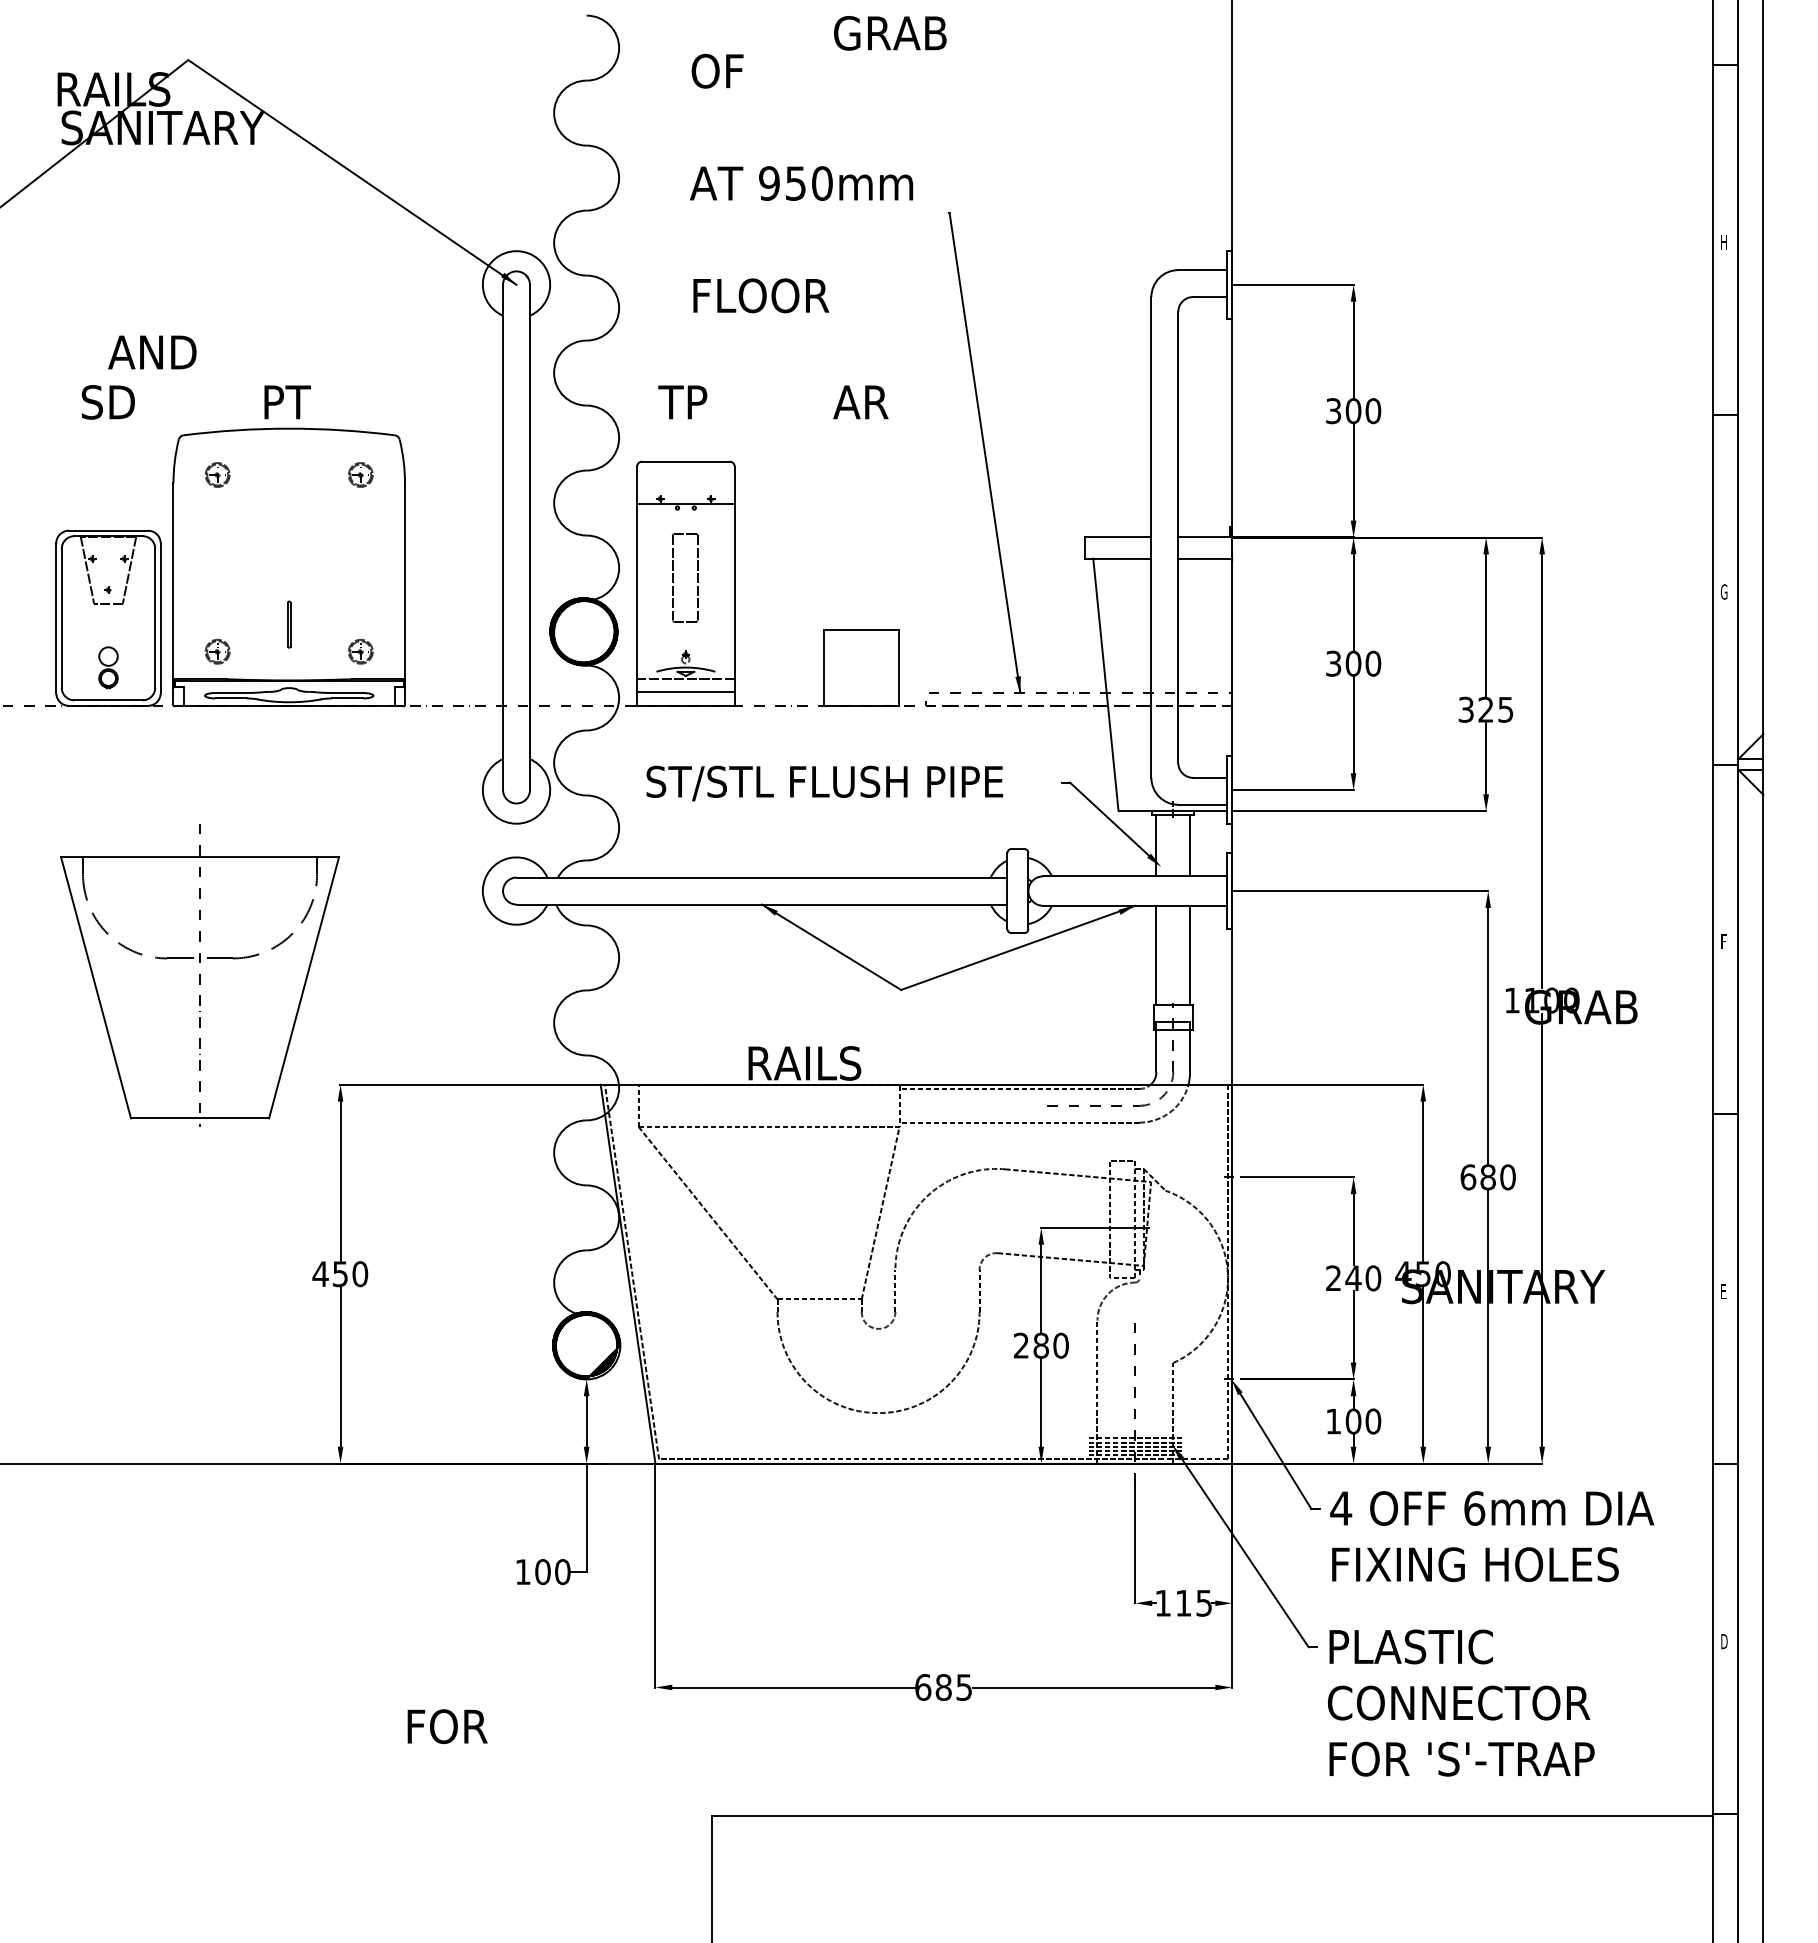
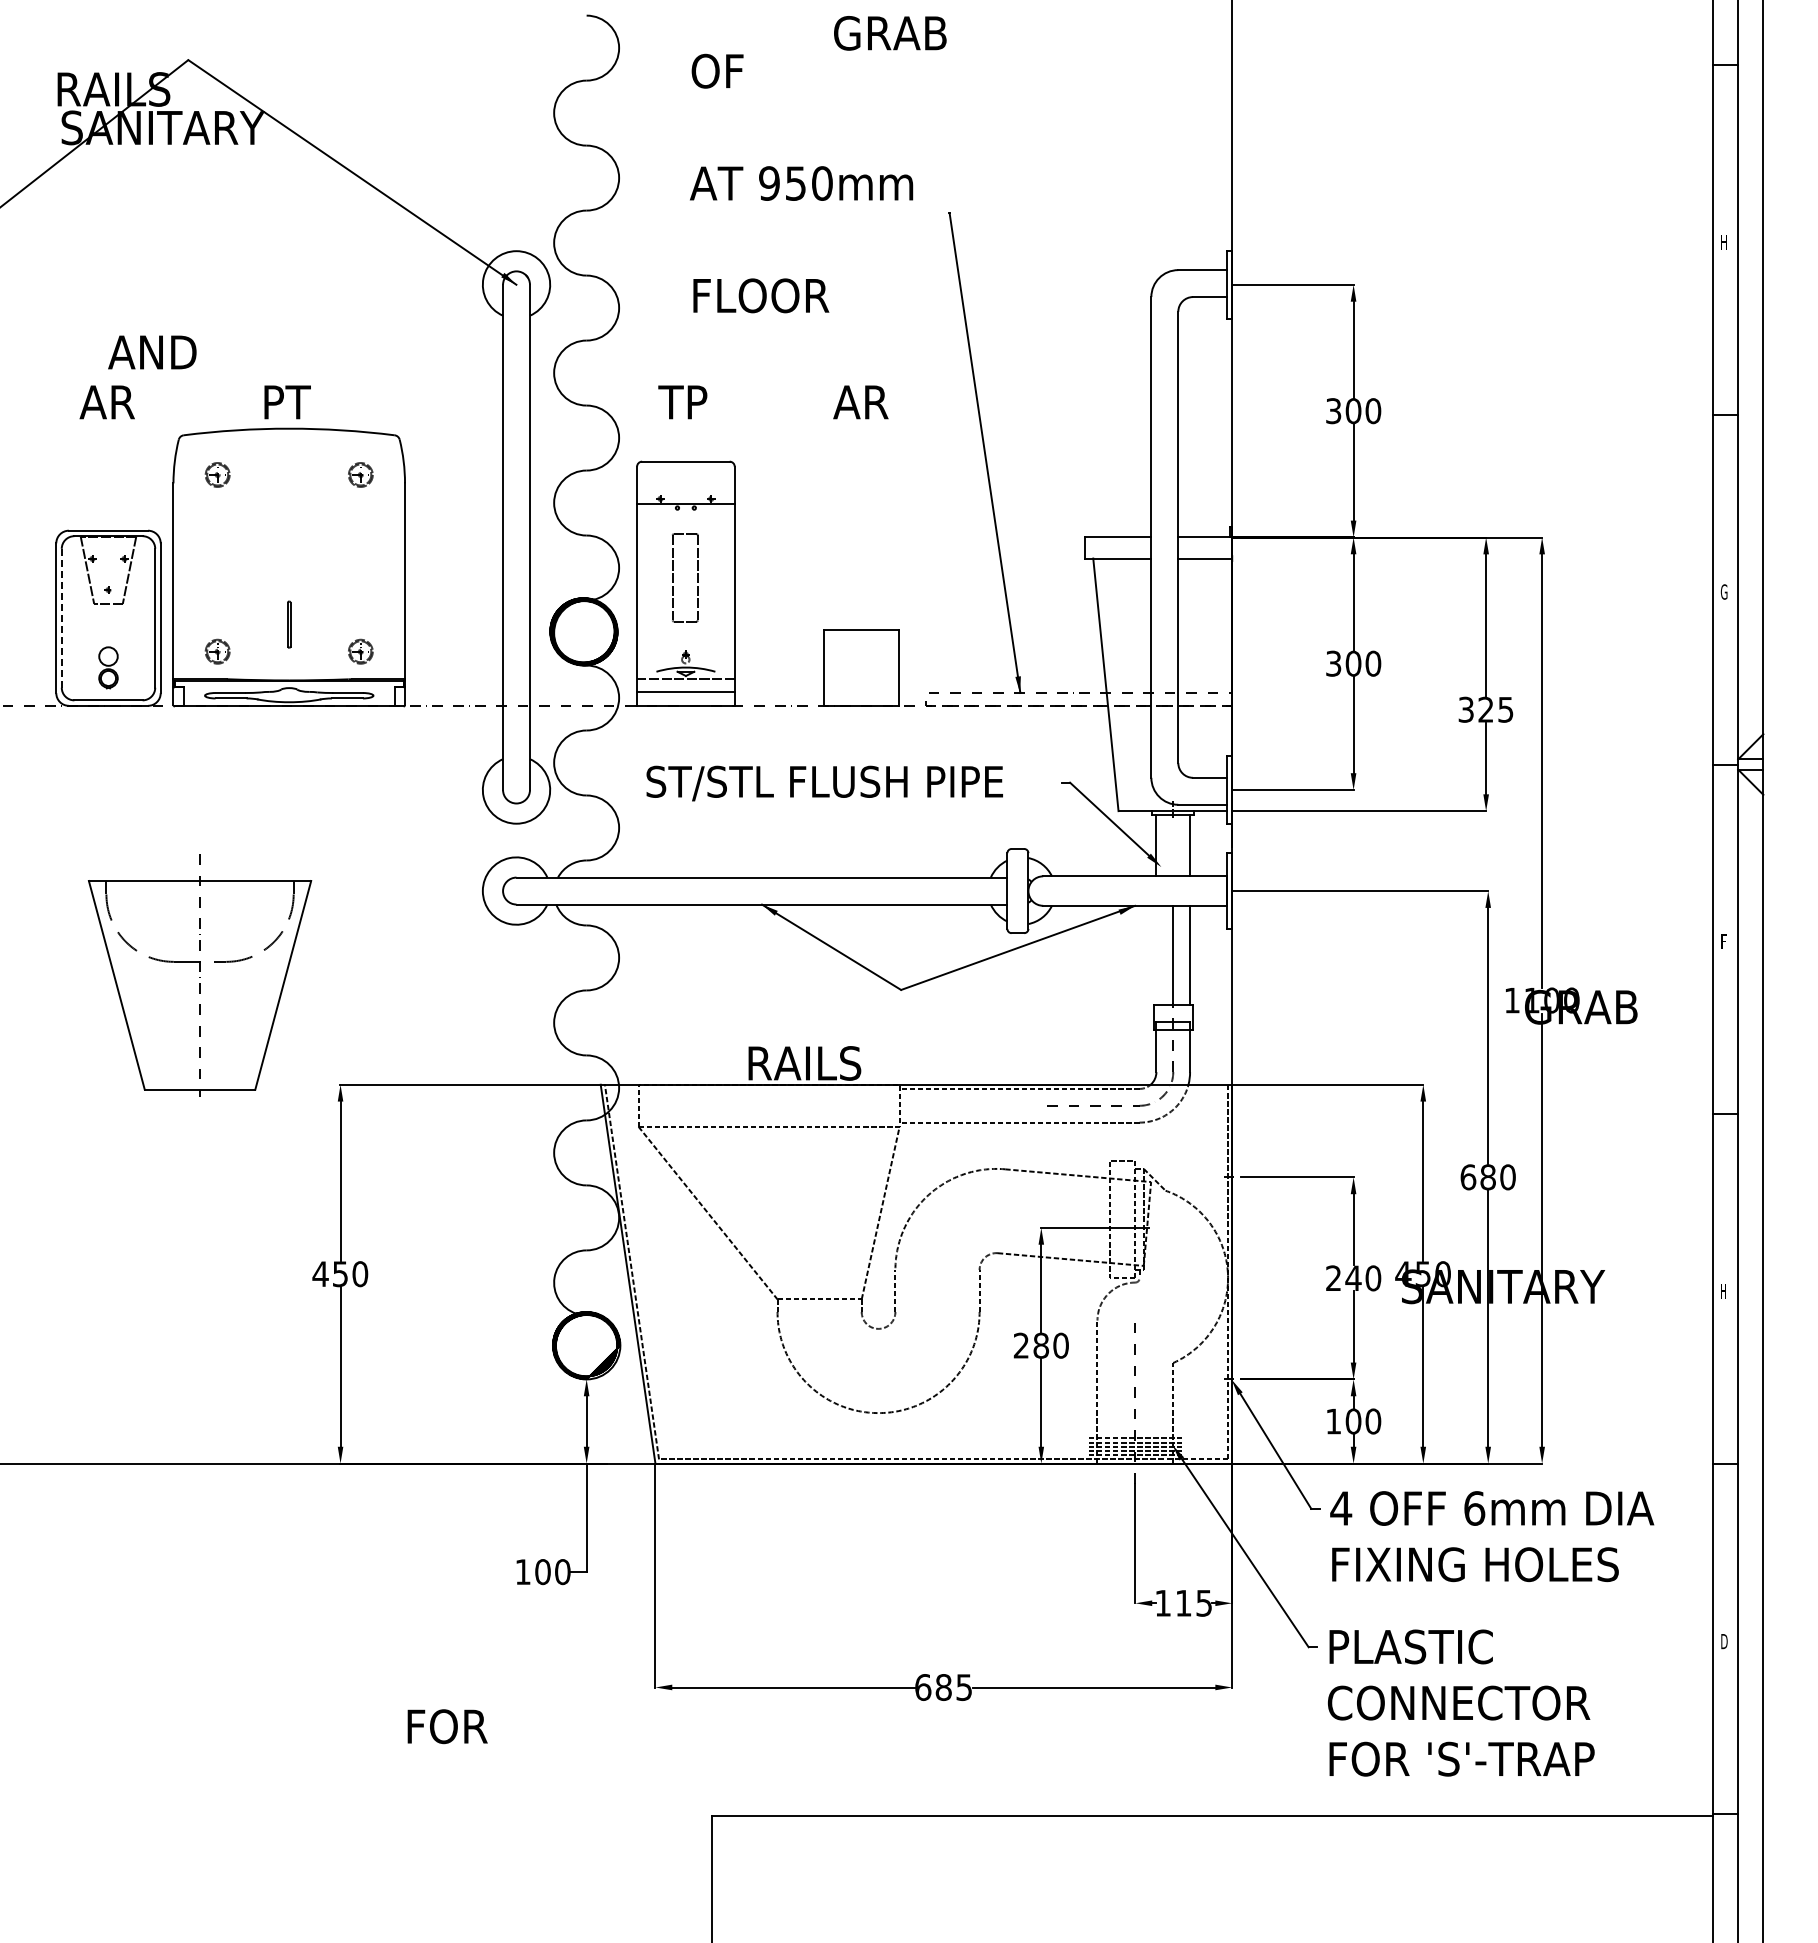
text: SD -> AR (106, 402)
line: solid -> dashed (61, 618)
line position: (1156, 954) -> (1173, 954) (1173, 954)
part size: 280x303 px -> 226x243 px (199, 975)
text: E -> H (1724, 1291)
